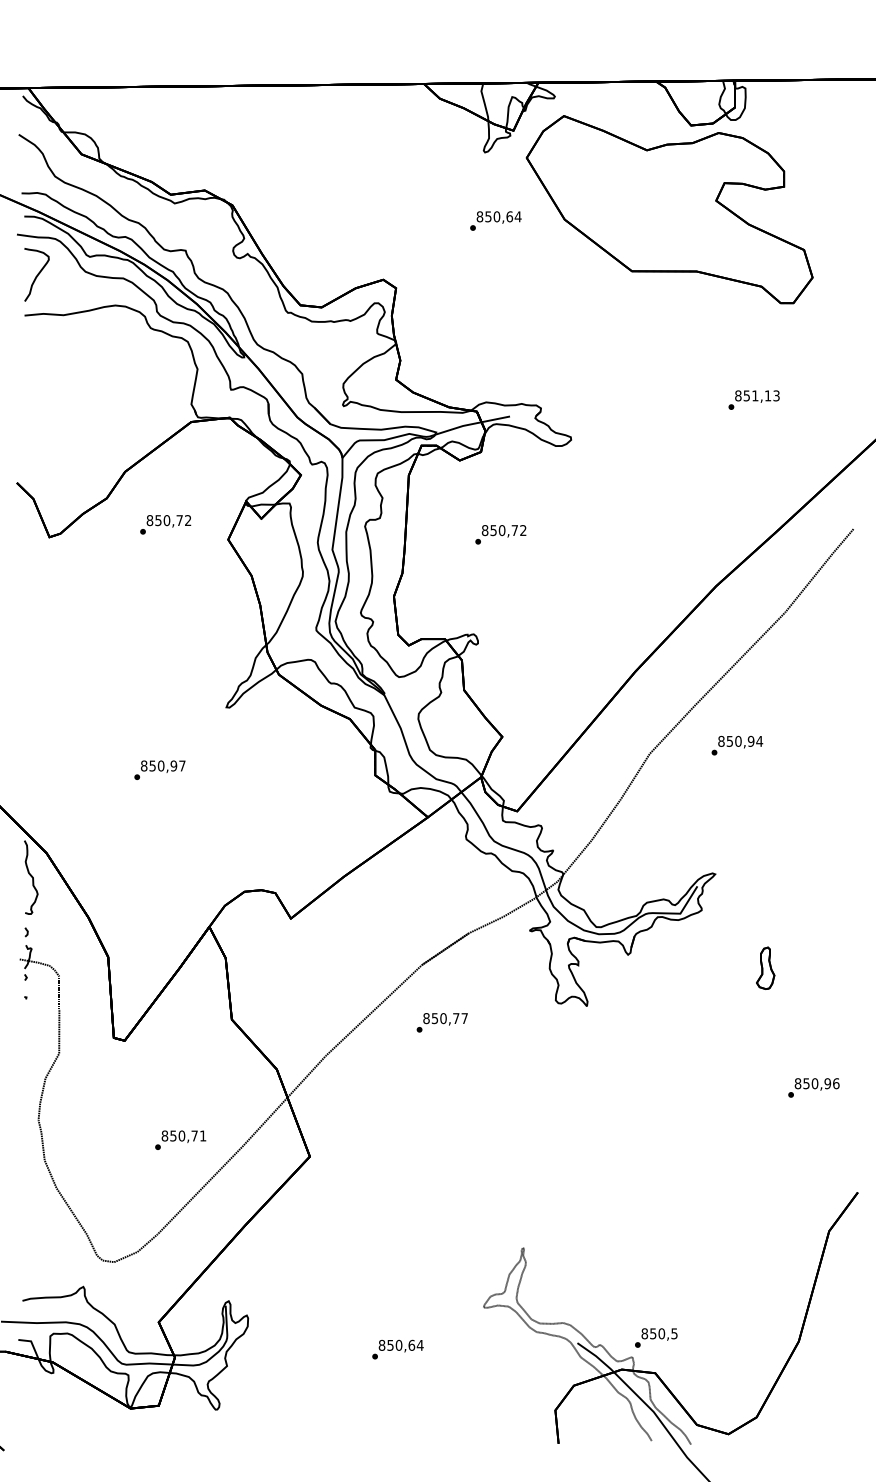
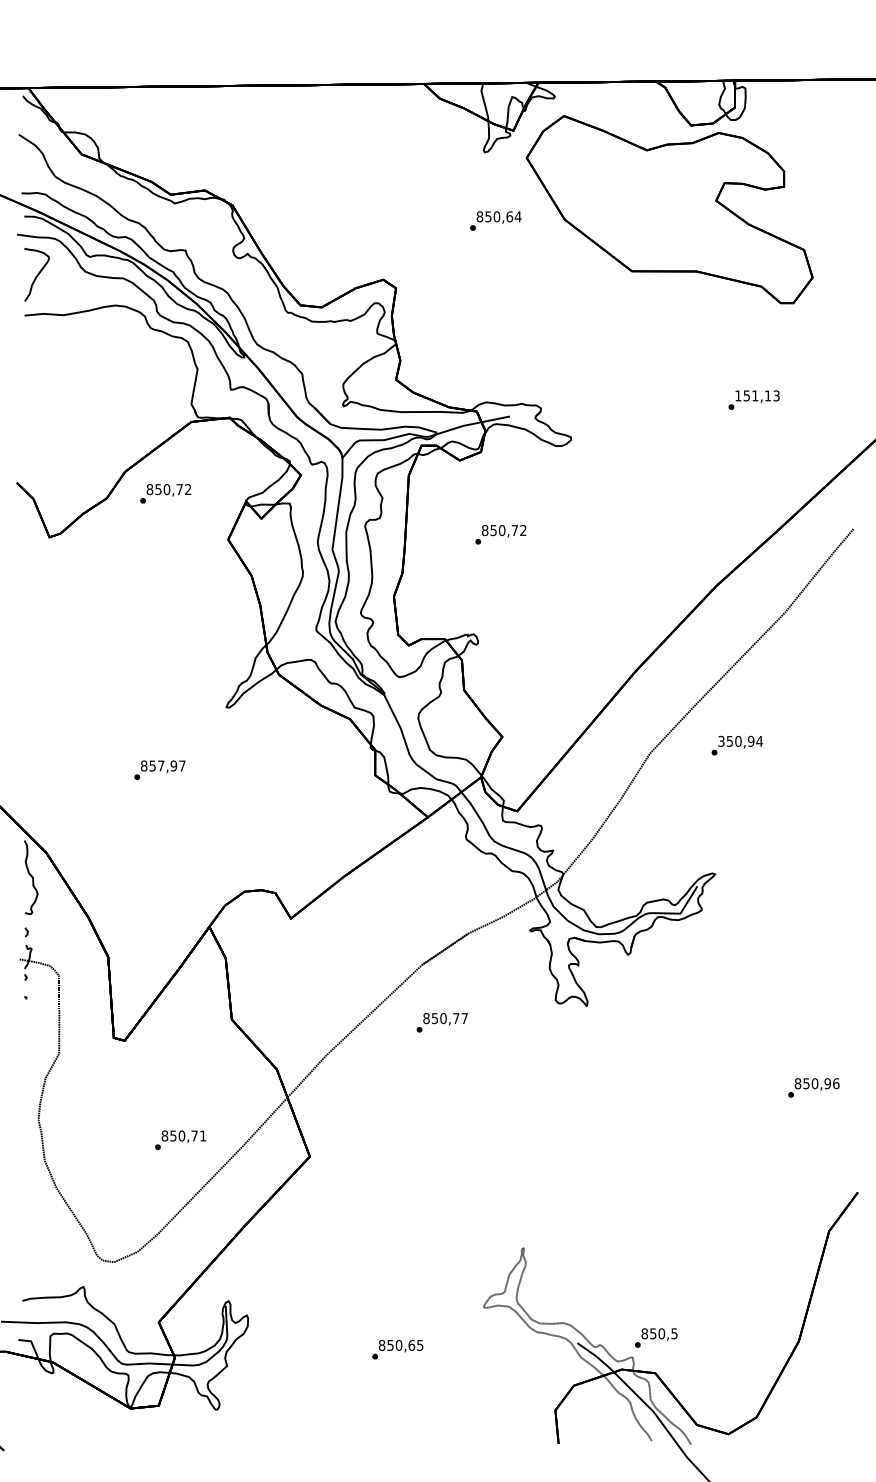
text: 851,13 -> 151,13 (738, 395)
text position: (165, 524) -> (165, 493) (165, 493)
text: 850,94 -> 350,94 (721, 741)
text: 850,97 -> 857,97 (160, 765)
part: present -> none (765, 967)
text: 850,64 -> 850,65 (419, 1345)
